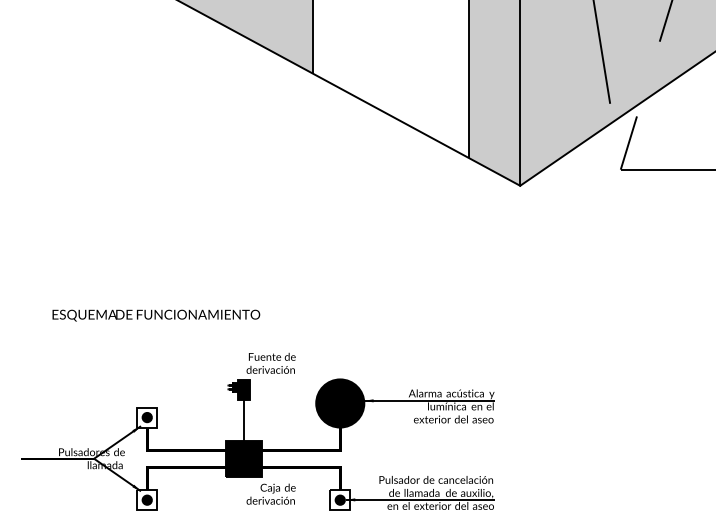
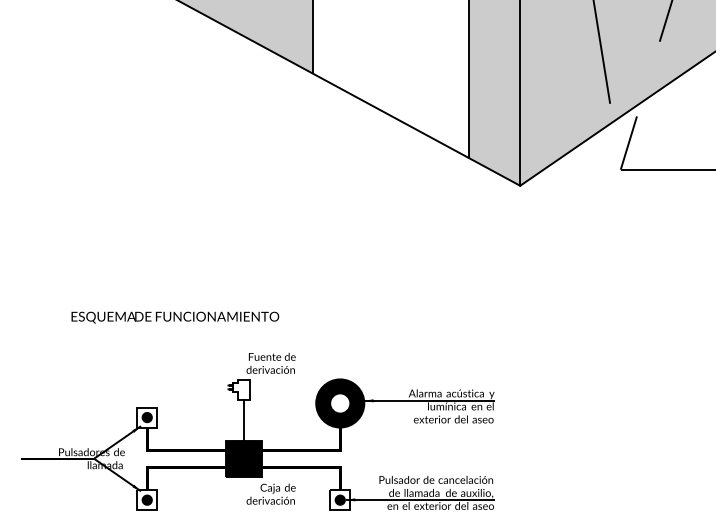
text position: (156, 315) -> (175, 317) (175, 317)
fill: present -> none (240, 390)
fill: present -> none (340, 403)
